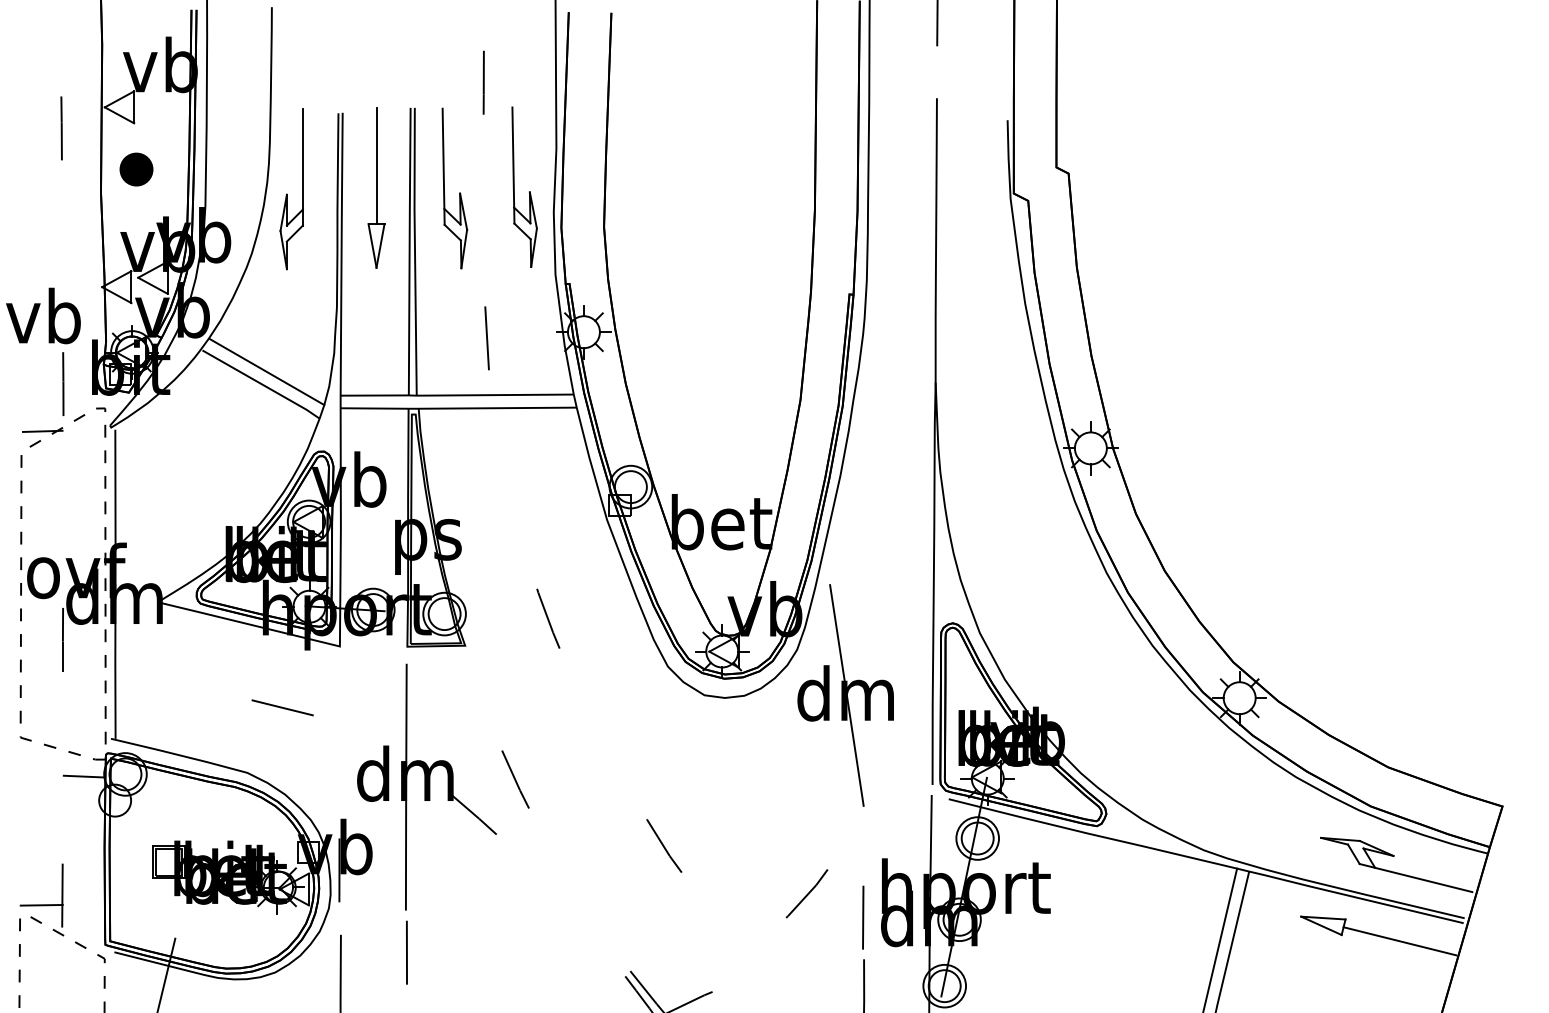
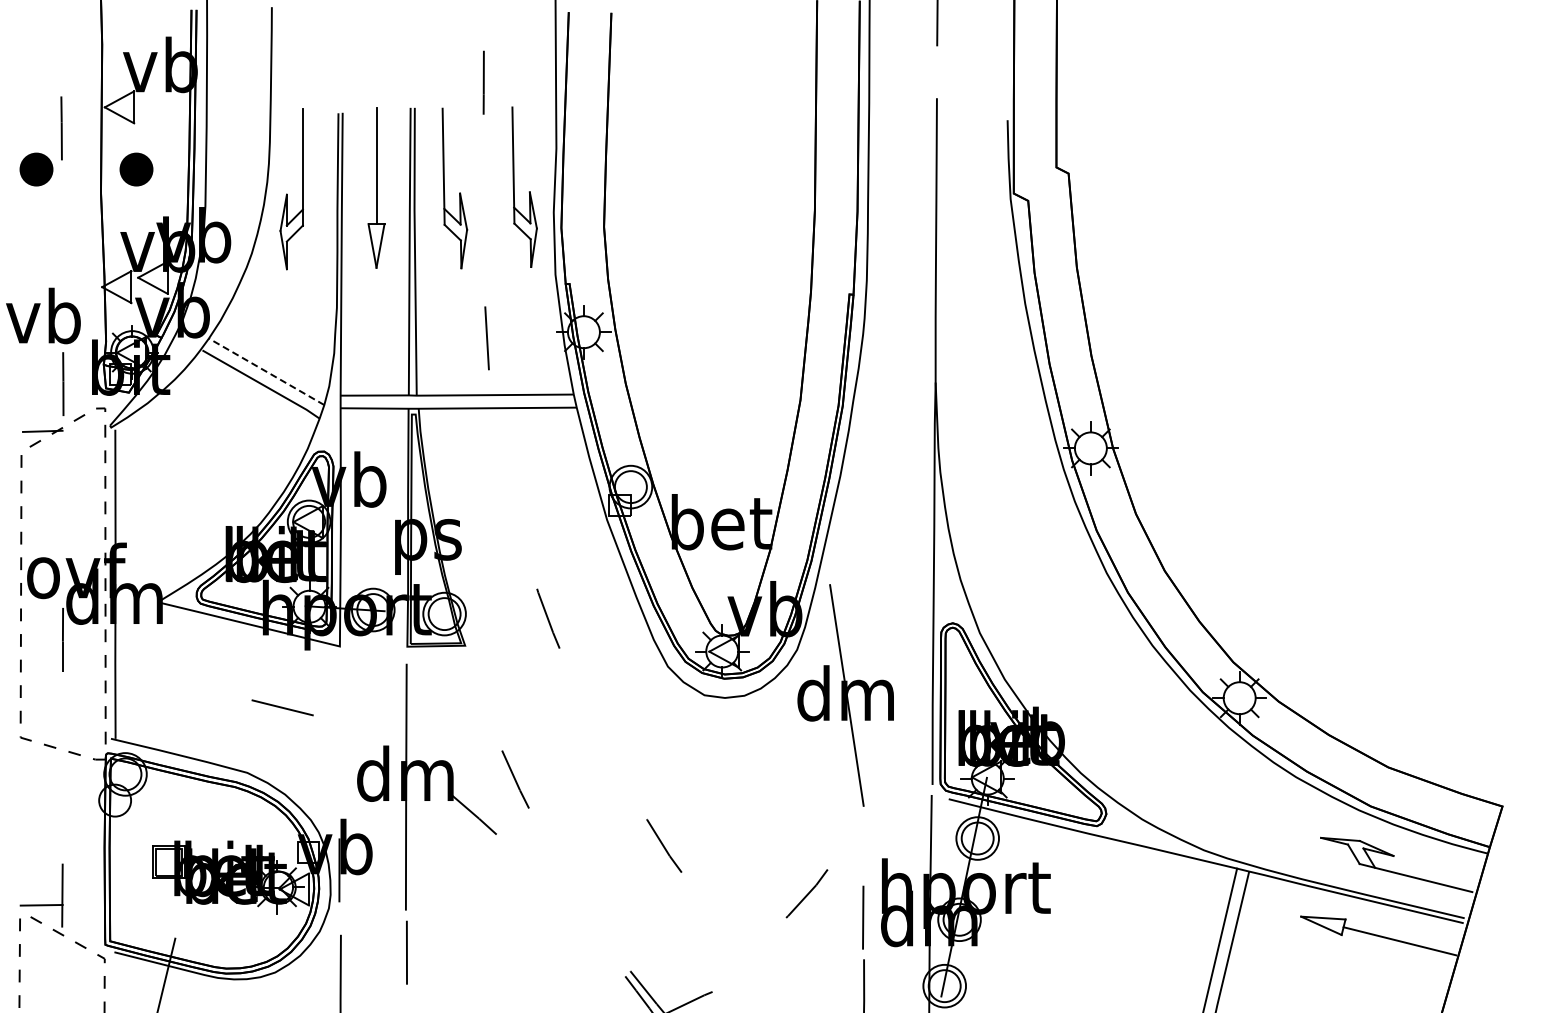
part: none -> present (36, 169)
line: solid -> dashed (266, 371)
line: present -> none (83, 776)
